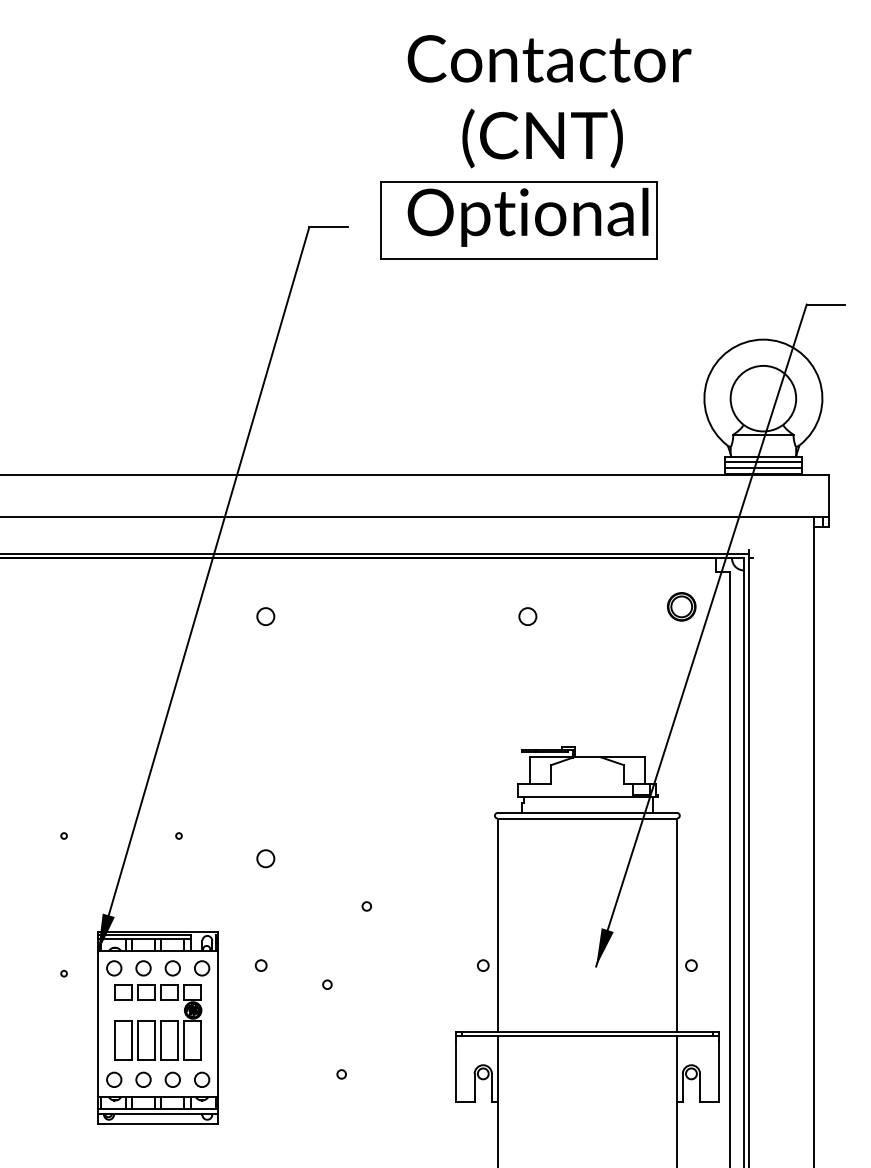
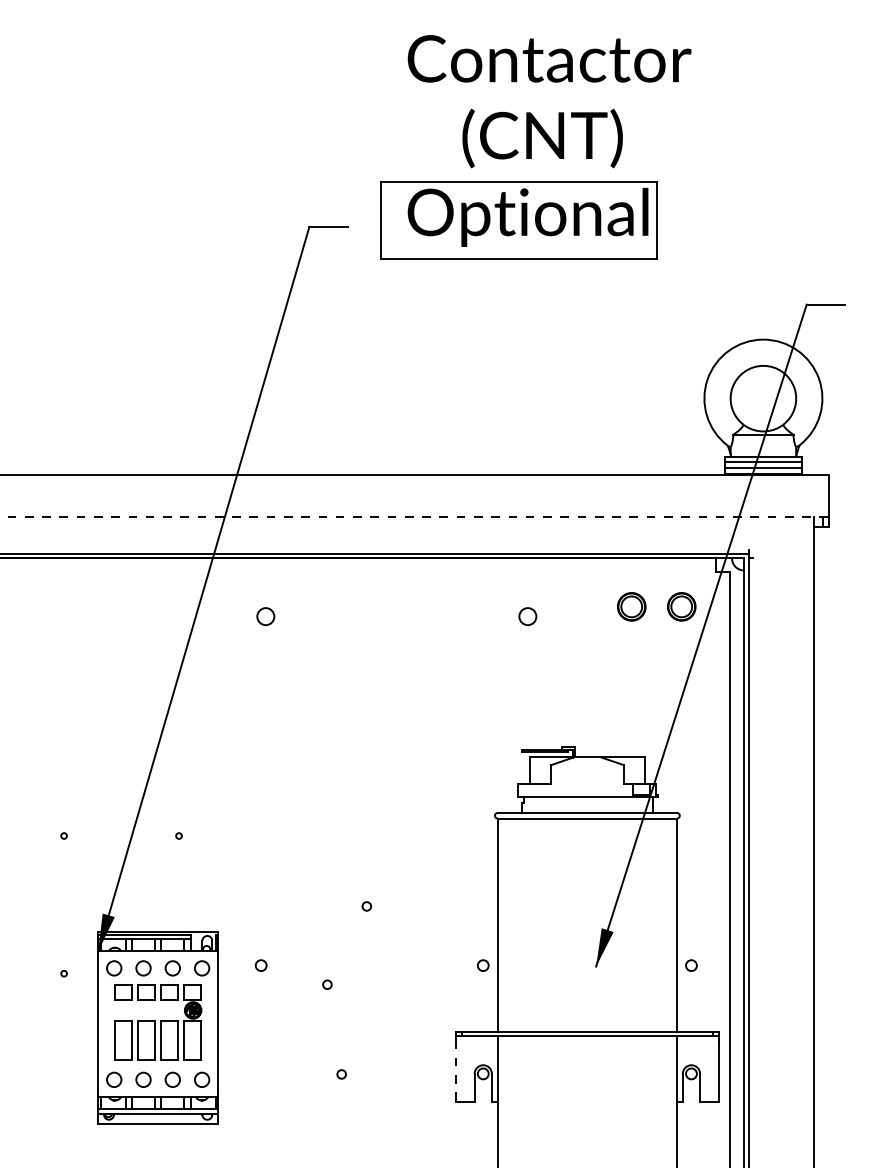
line: solid -> dashed (415, 516)
part: none -> present (631, 606)
circle: present -> none (265, 858)
line: solid -> dashed (455, 1071)
